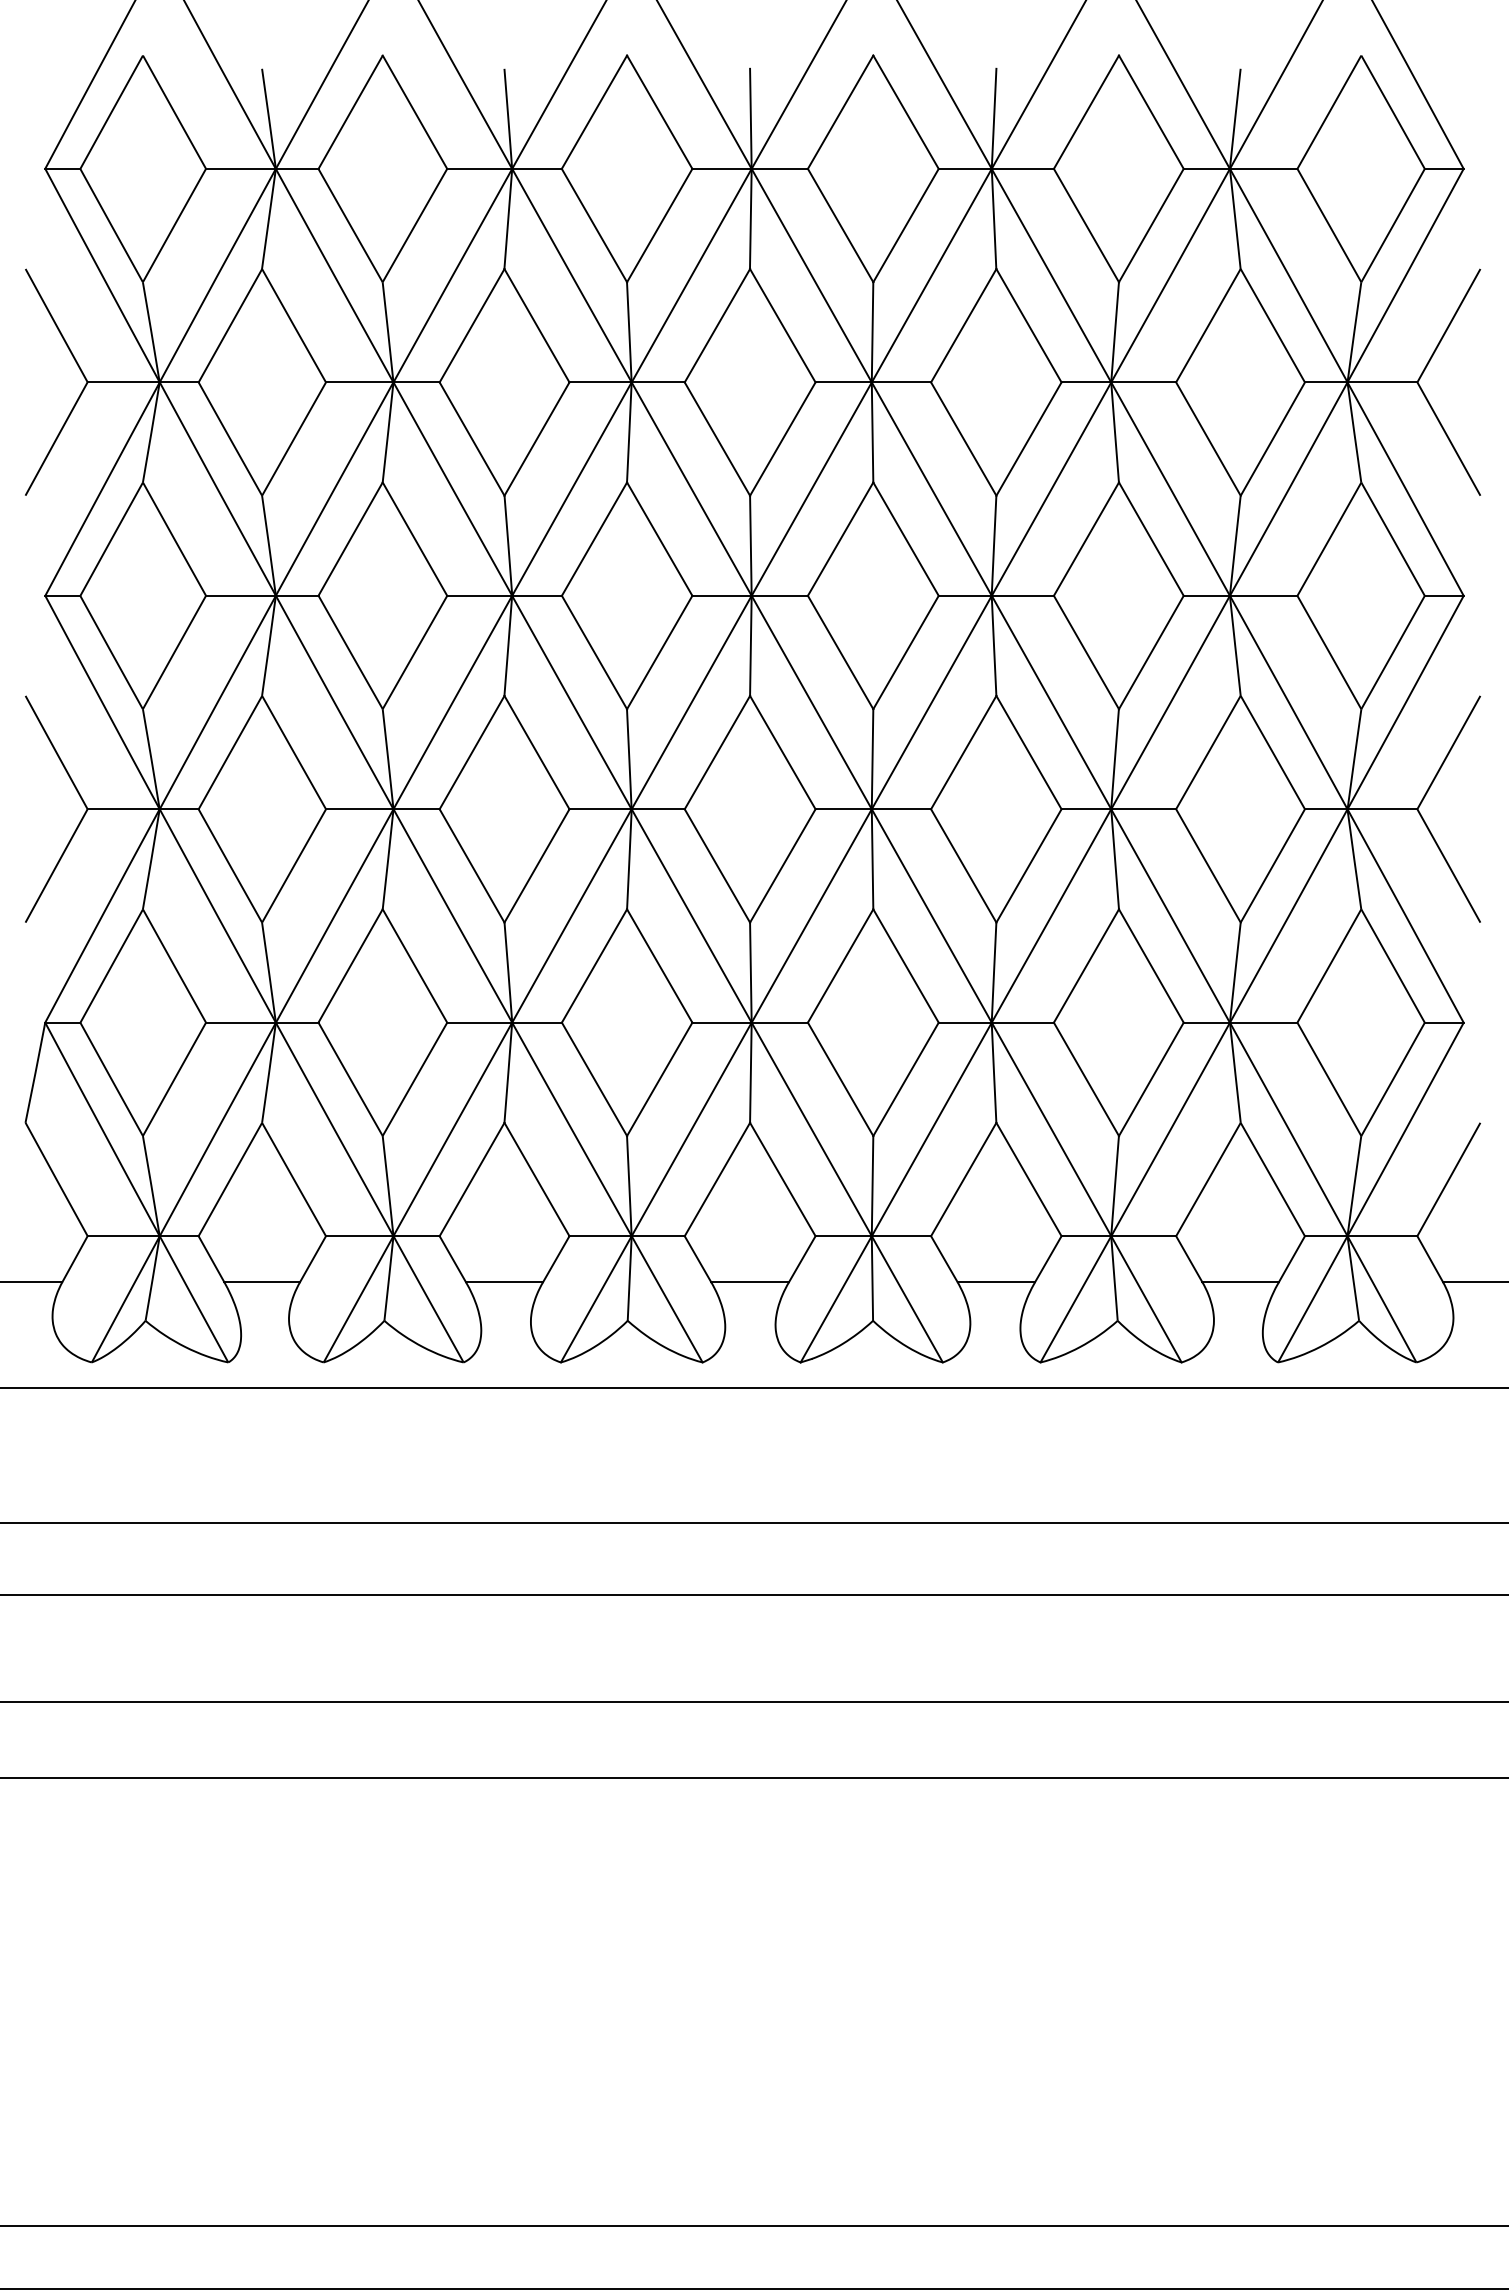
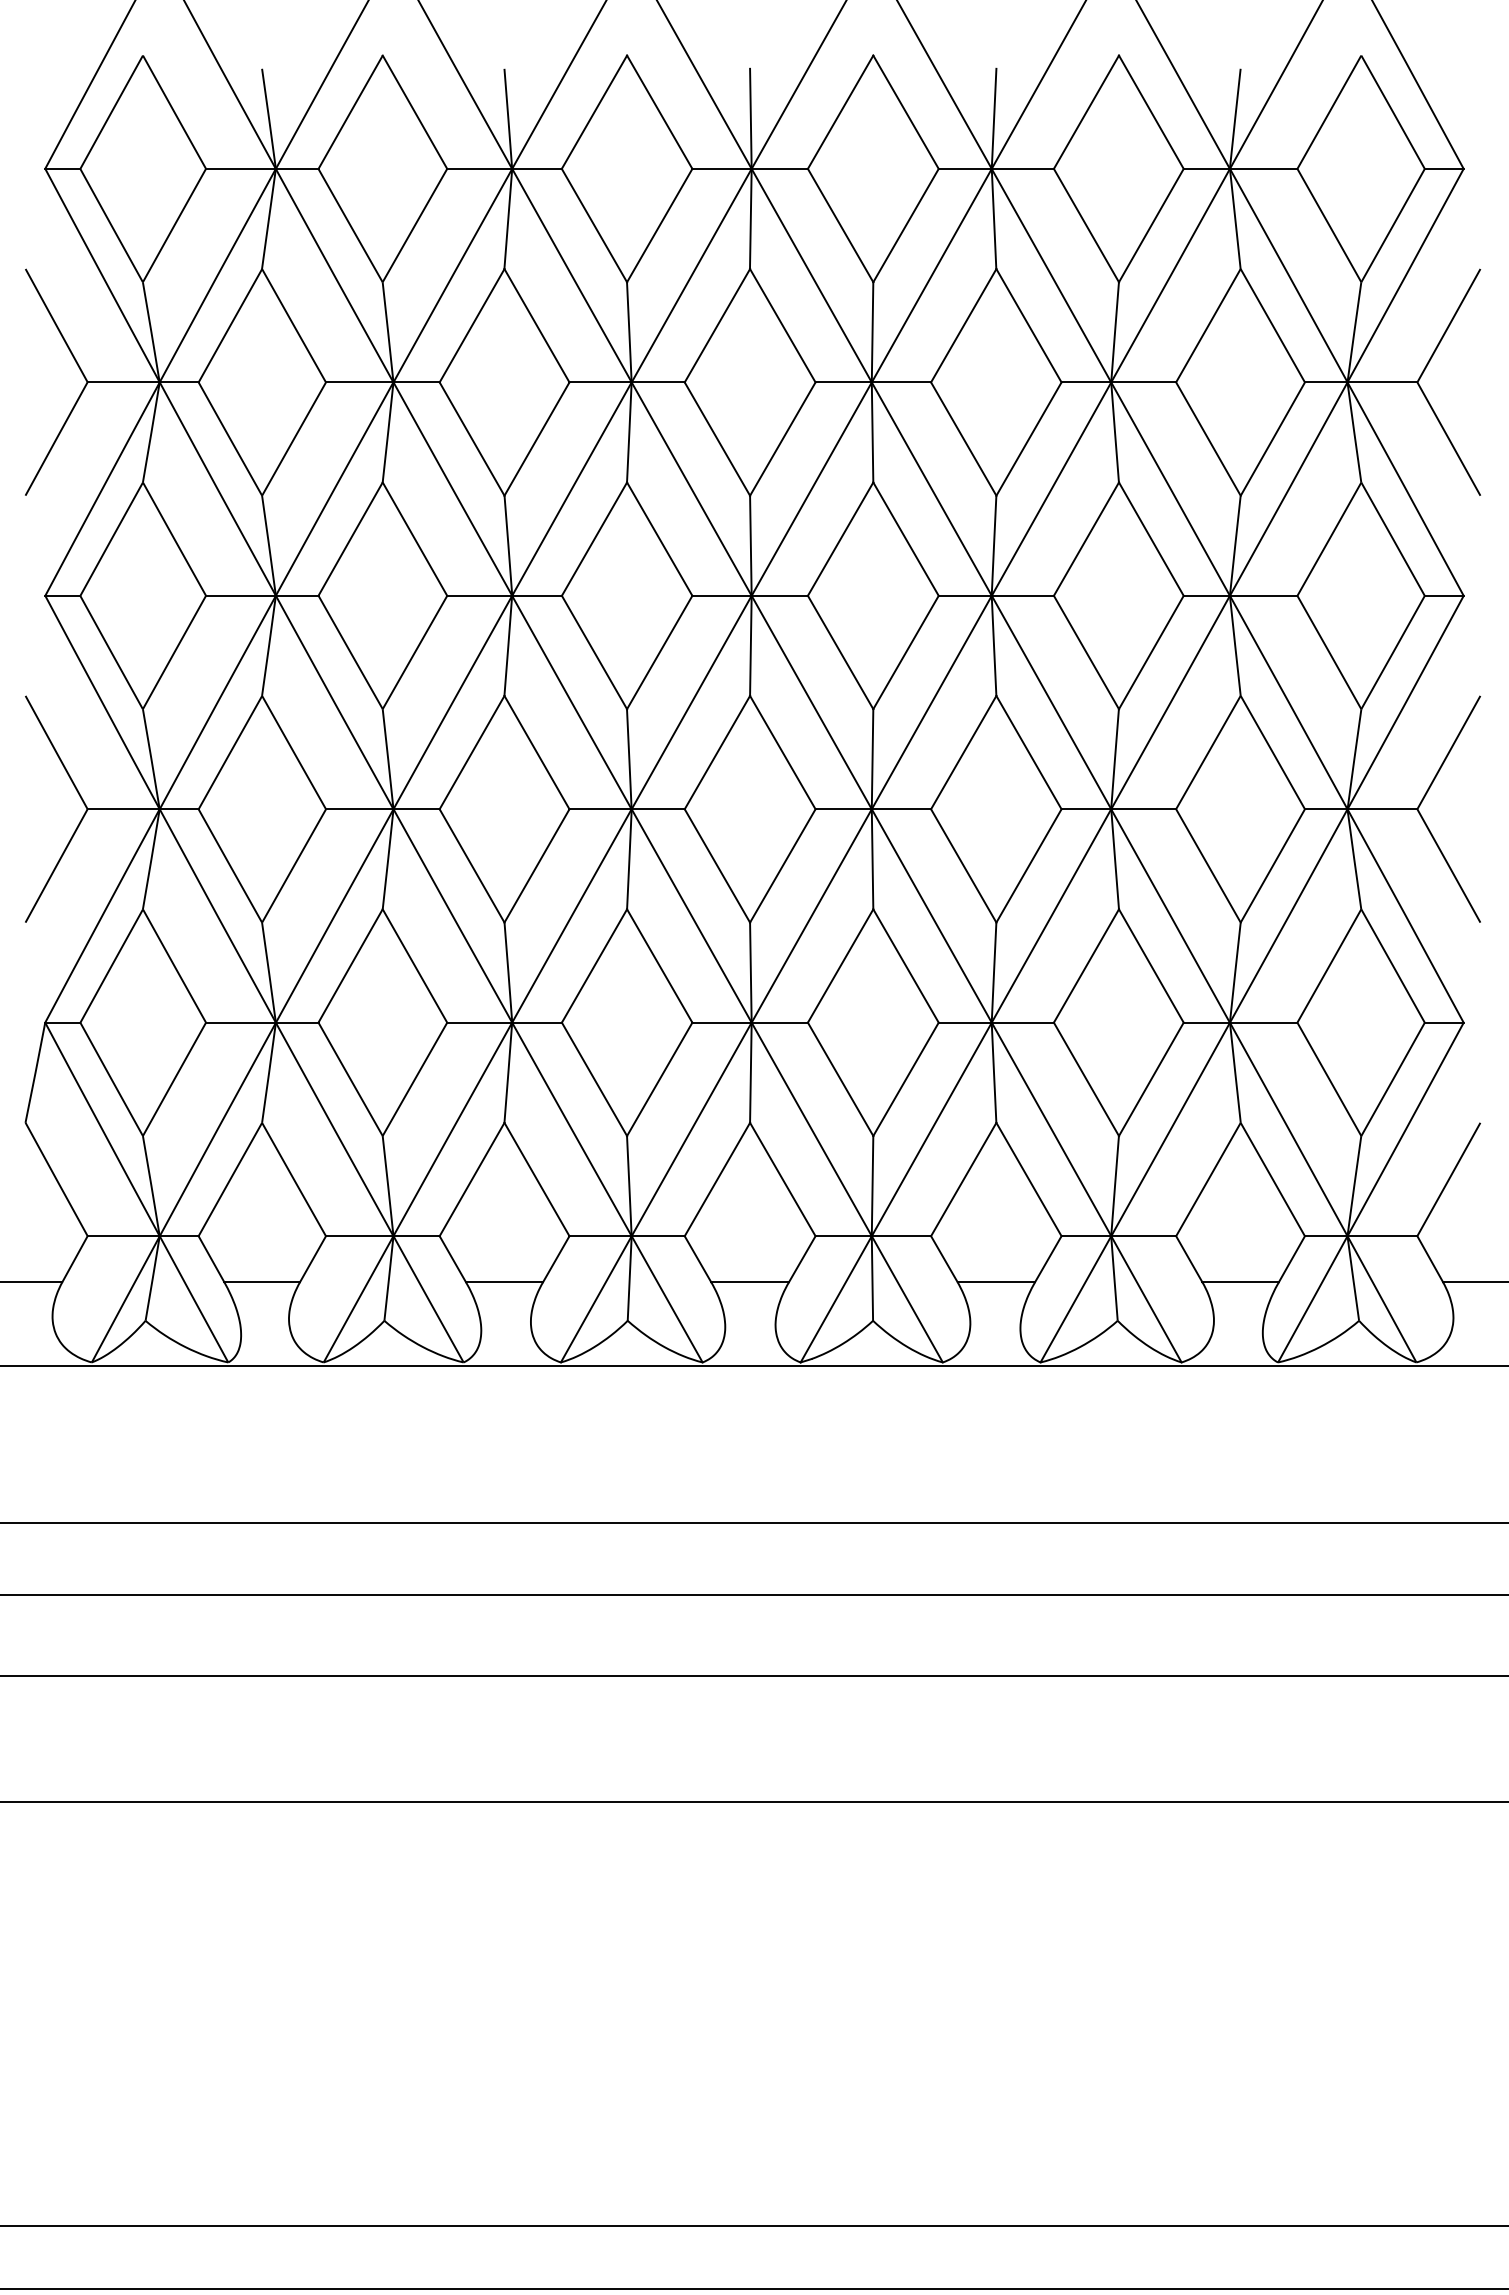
line position: (753, 1387) -> (753, 1365) (753, 1365)
line position: (753, 1702) -> (753, 1676) (753, 1676)
line position: (753, 1778) -> (753, 1802) (753, 1802)
